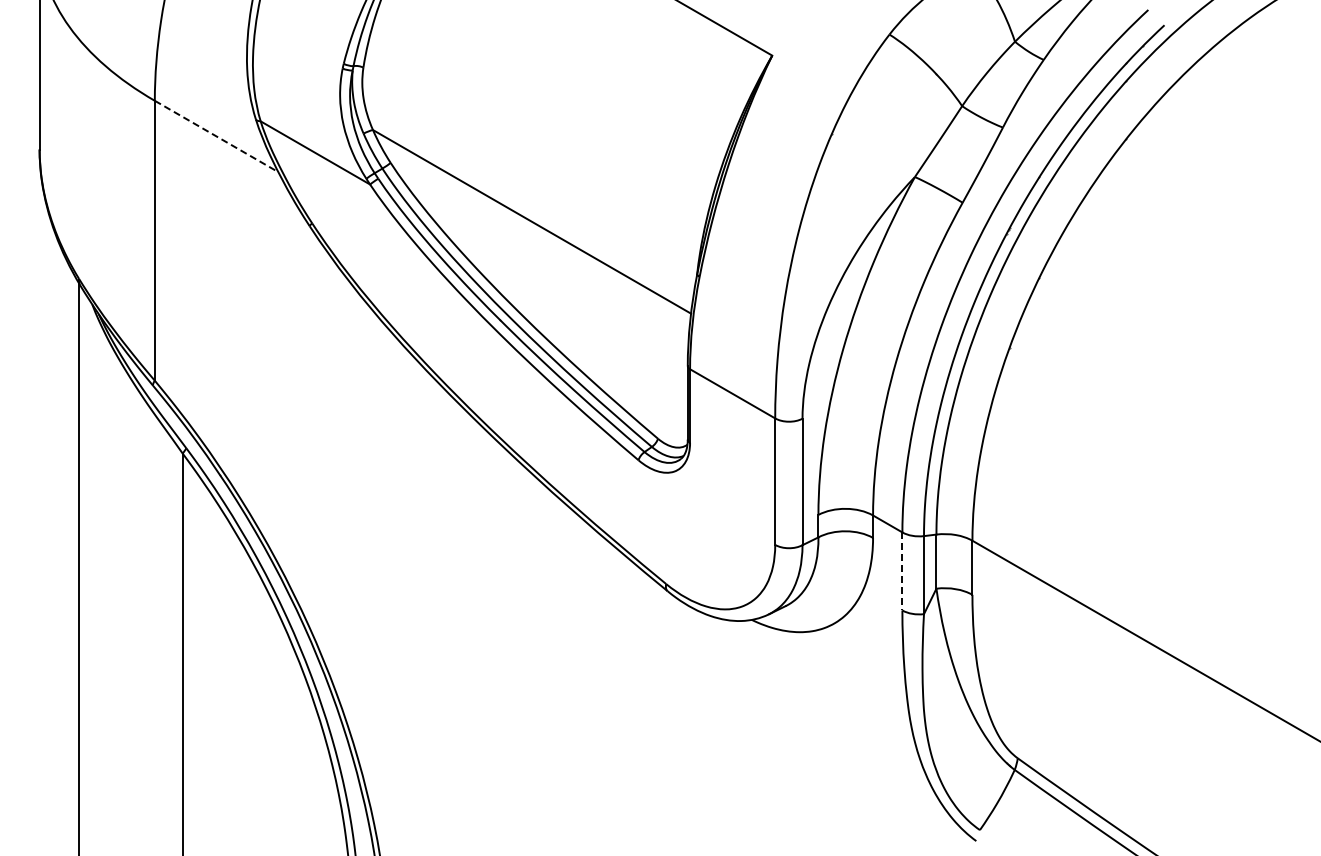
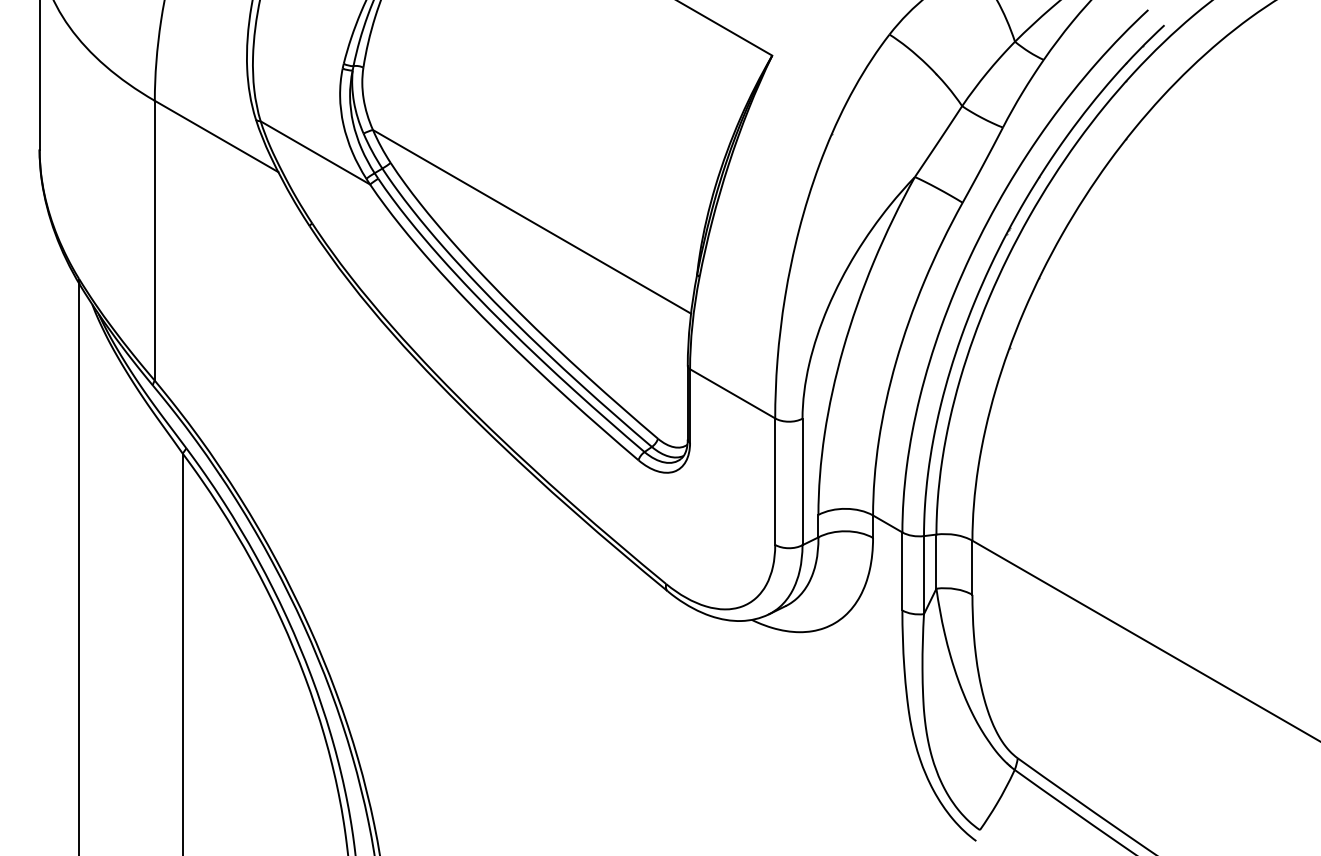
line: dashed -> solid (217, 136)
line: dashed -> solid (902, 571)
